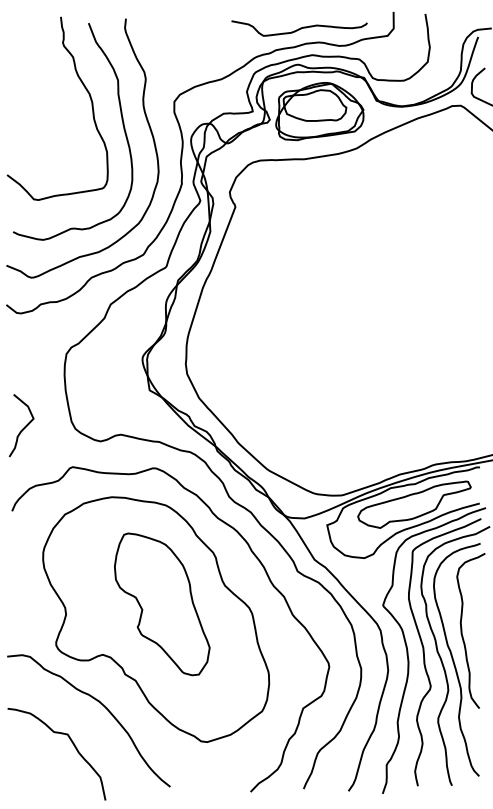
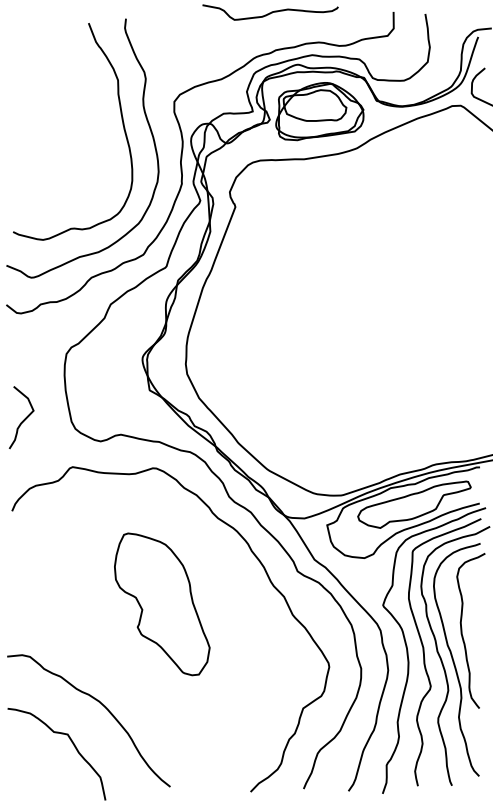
curve position: (299, 28) -> (270, 12) (270, 12)
curve: present -> none (86, 91)
curve position: (23, 427) -> (23, 419) (23, 419)
part: present -> none (156, 619)
